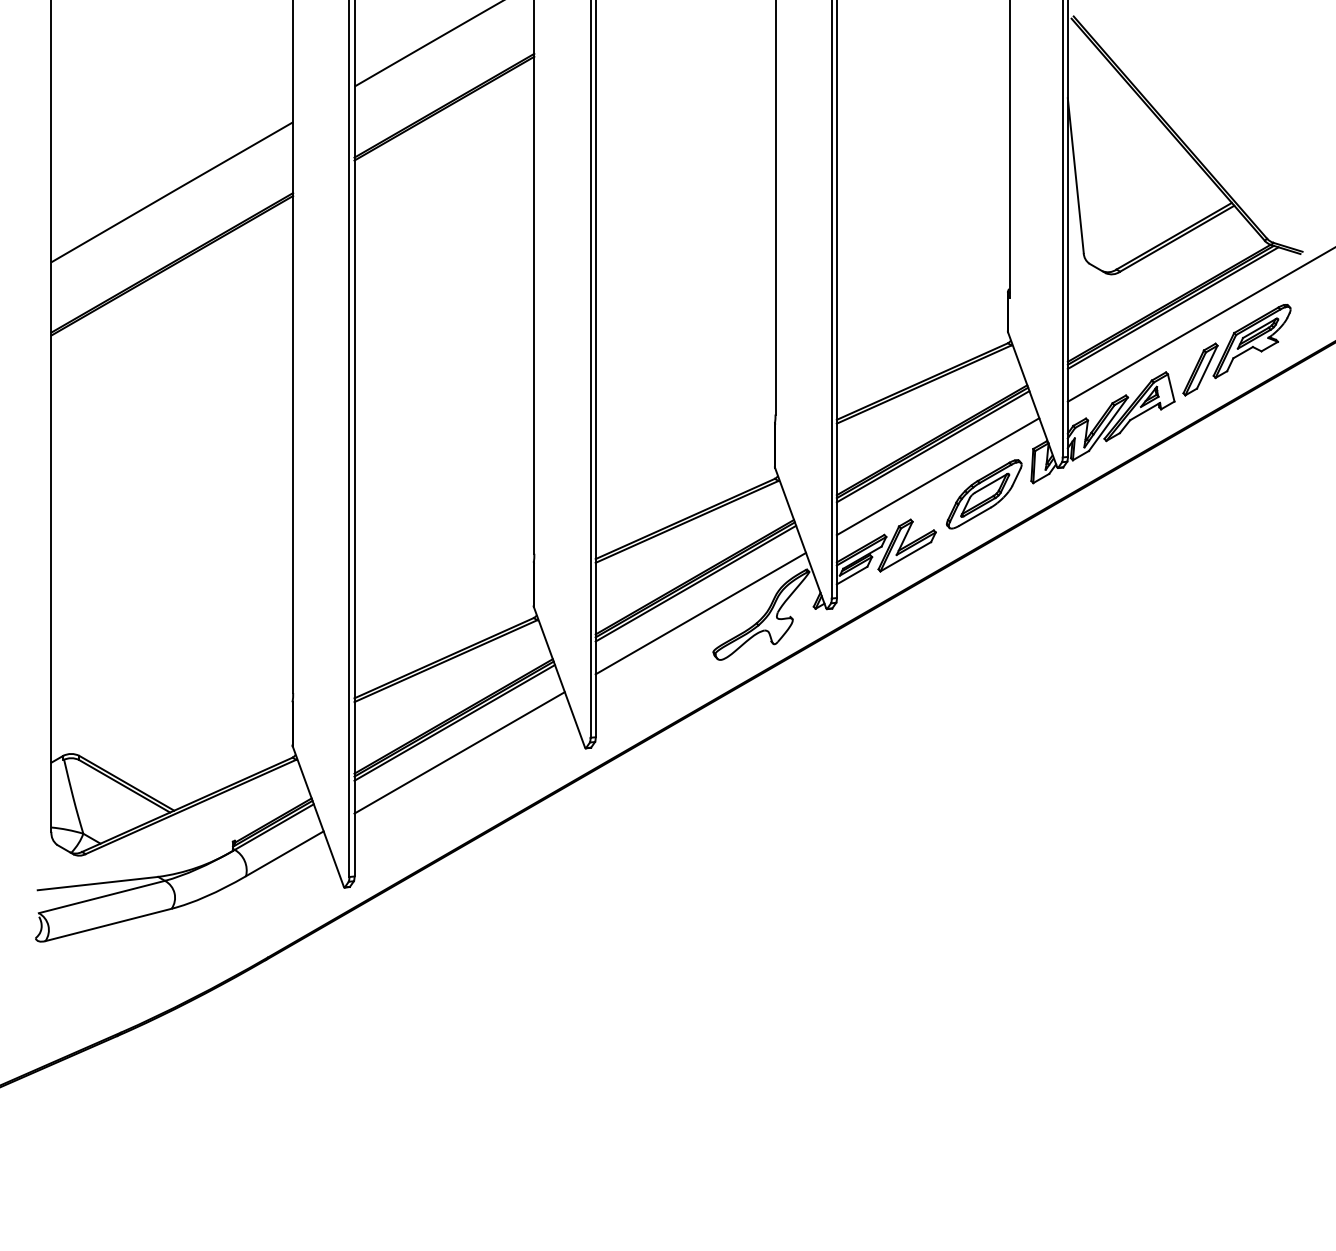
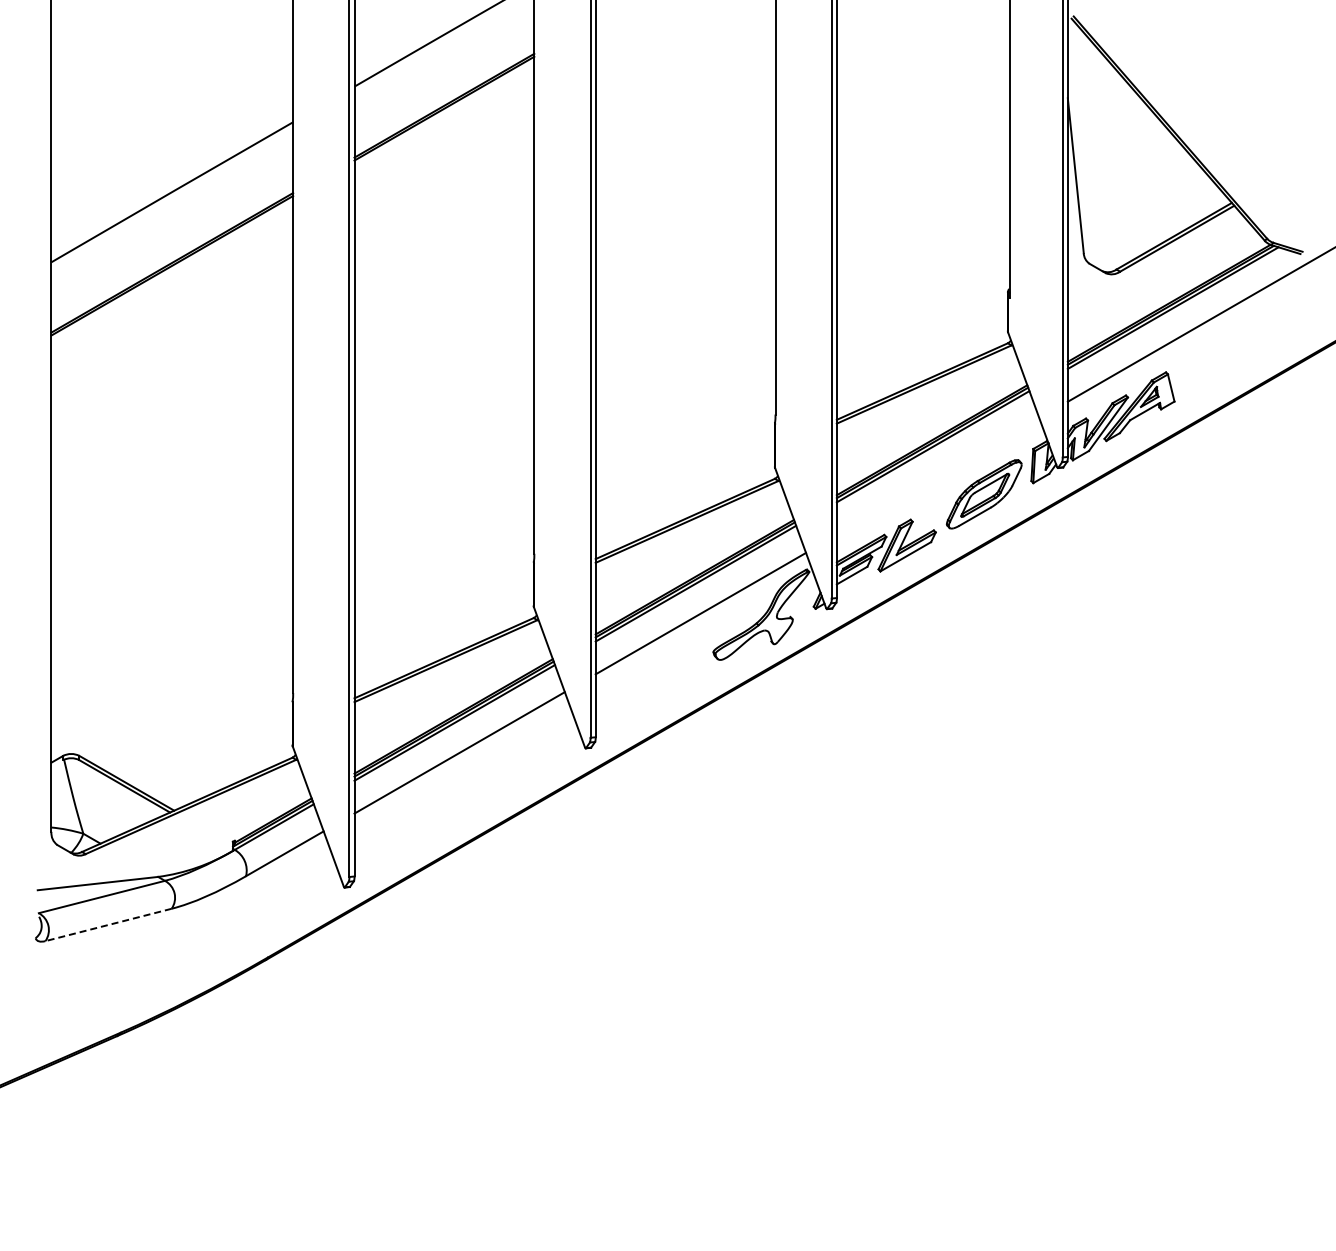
part: present -> none (1236, 349)
line: present -> none (937, 476)
line: solid -> dashed (108, 925)
